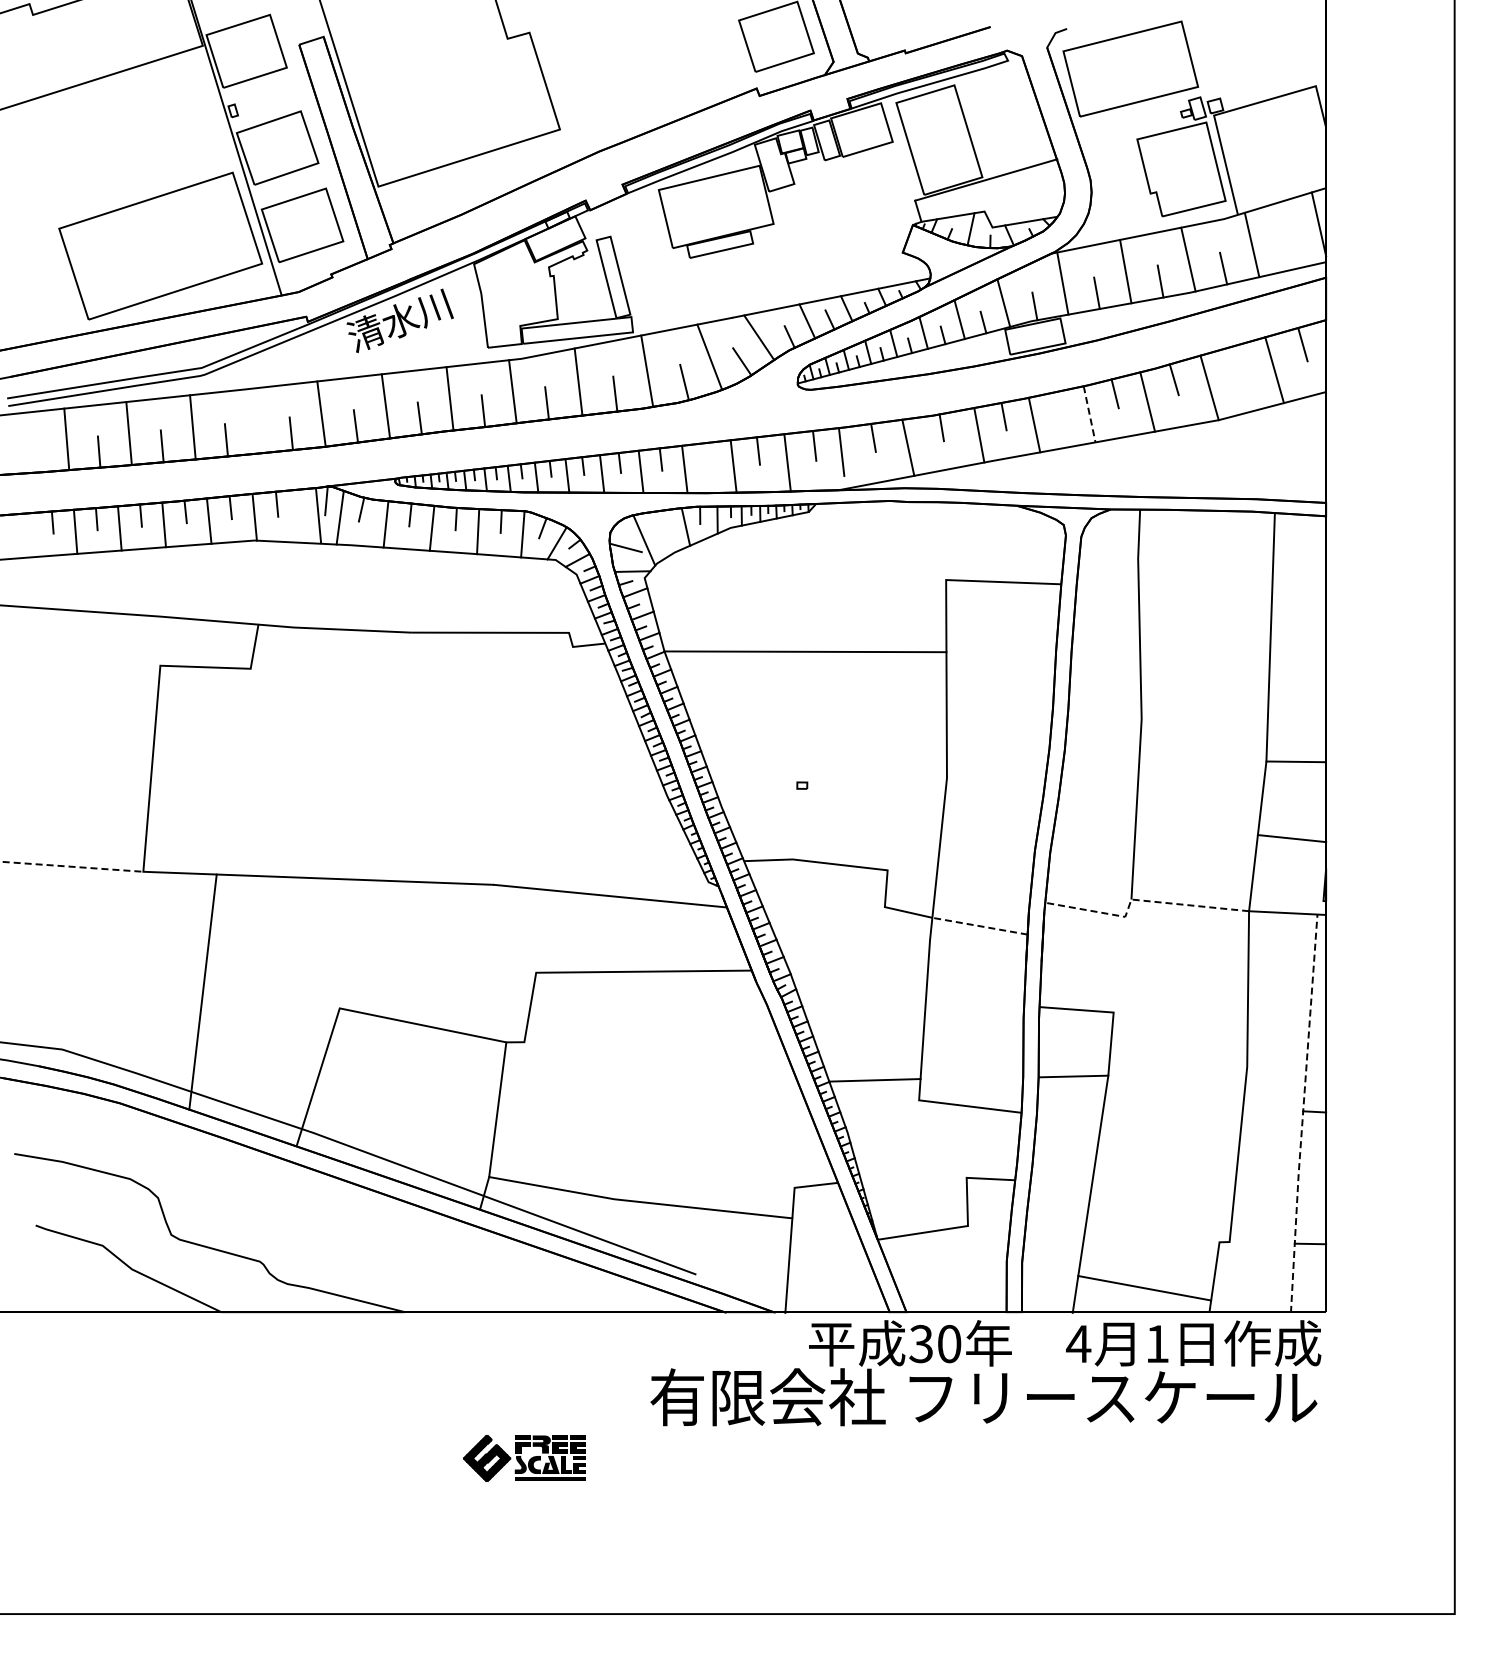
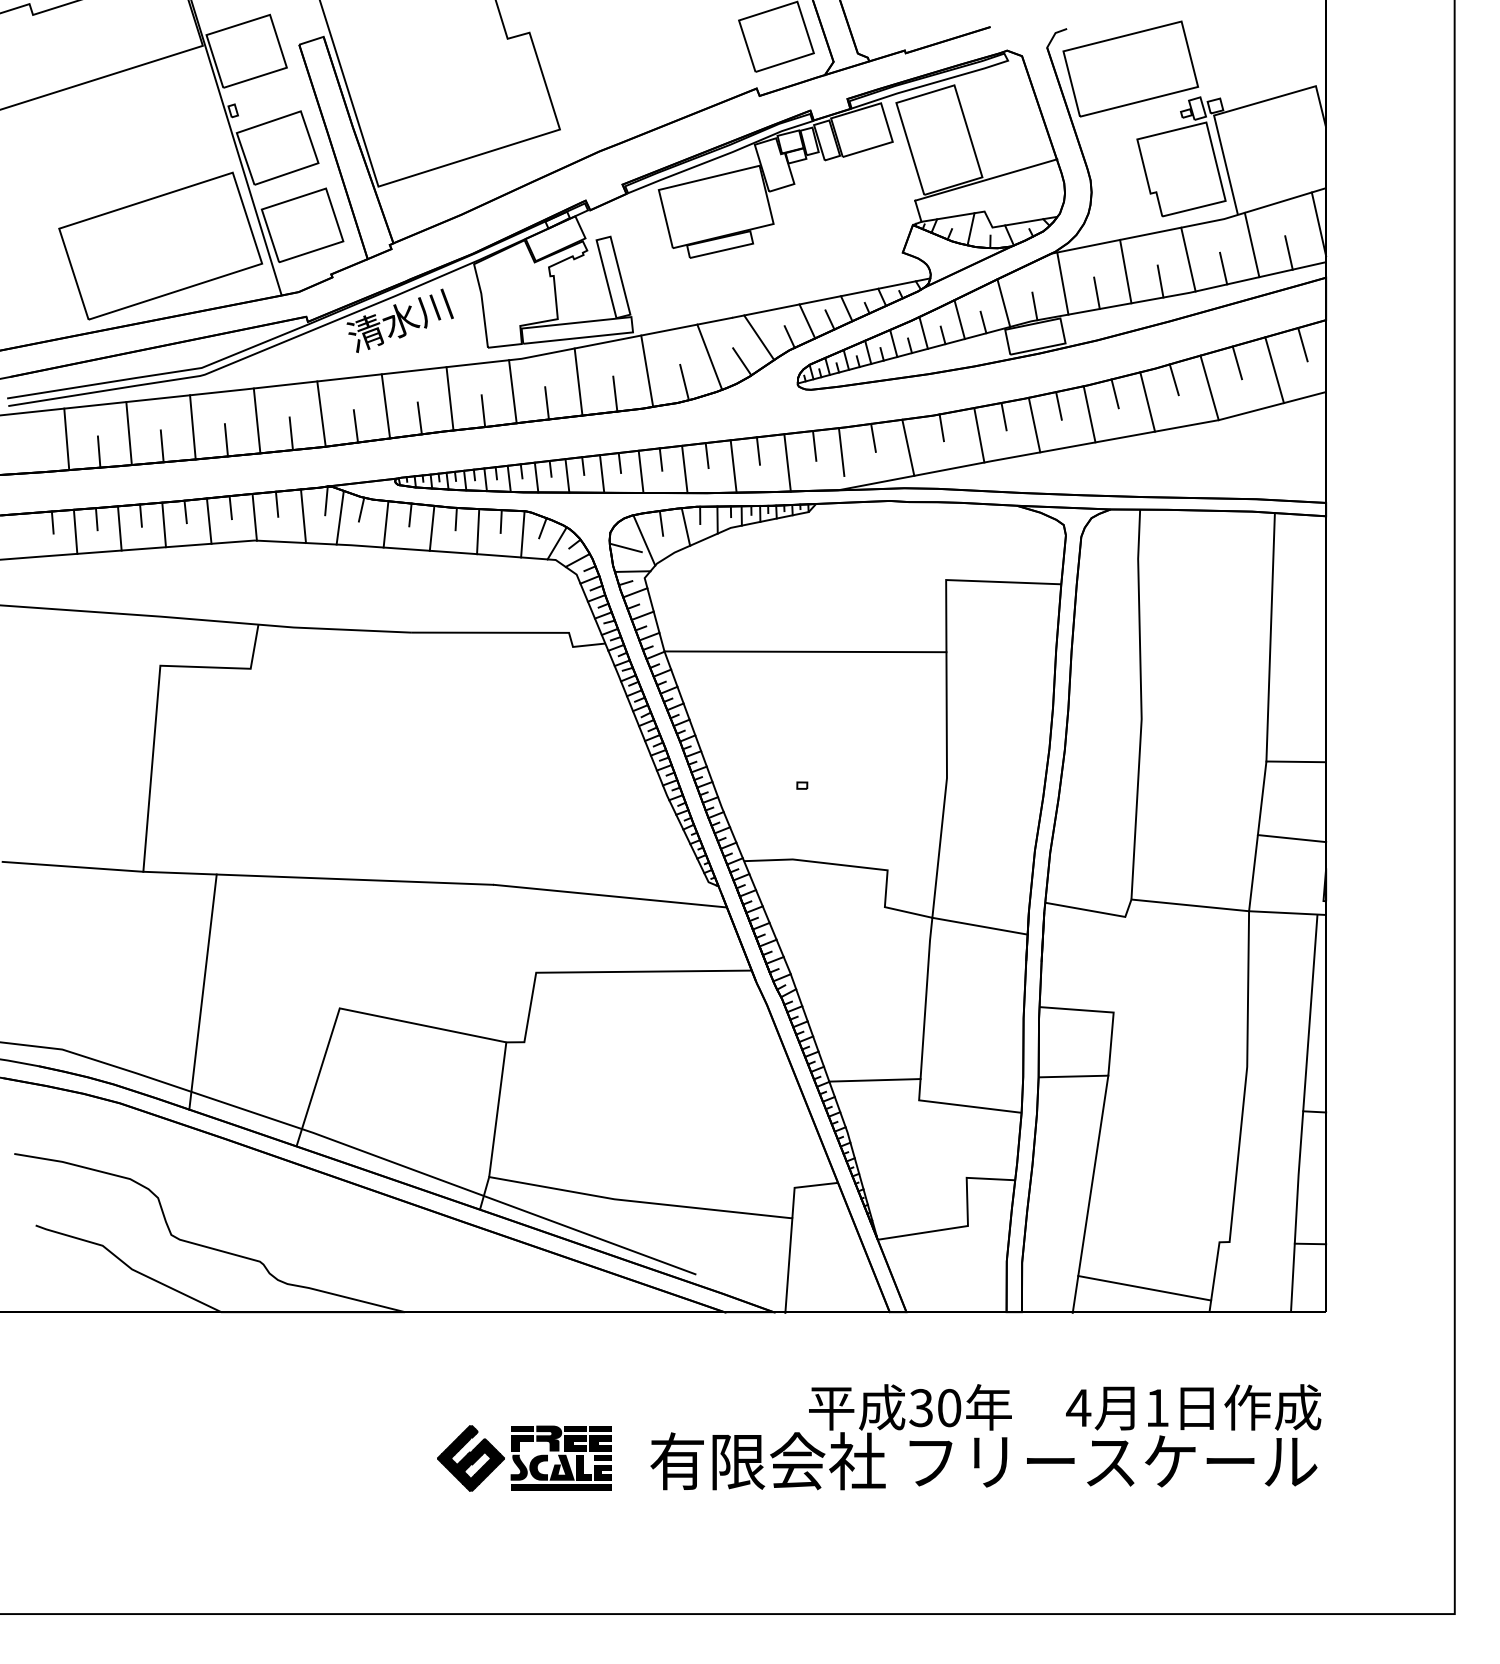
line: none -> present (1288, 252)
line: none -> present (1237, 362)
line: none -> present (1058, 405)
line: dashed -> solid (1089, 414)
line: none -> present (256, 420)
line: none -> present (706, 455)
line position: (318, 515) -> (303, 516) (303, 516)
line: none -> present (661, 522)
line: dashed -> solid (73, 866)
line: dashed -> solid (1139, 900)
line: dashed -> solid (979, 926)
line: dashed -> solid (1303, 1114)
text position: (985, 1373) -> (985, 1437) (985, 1437)
part size: 123x47 px -> 175x67 px (524, 1458)
